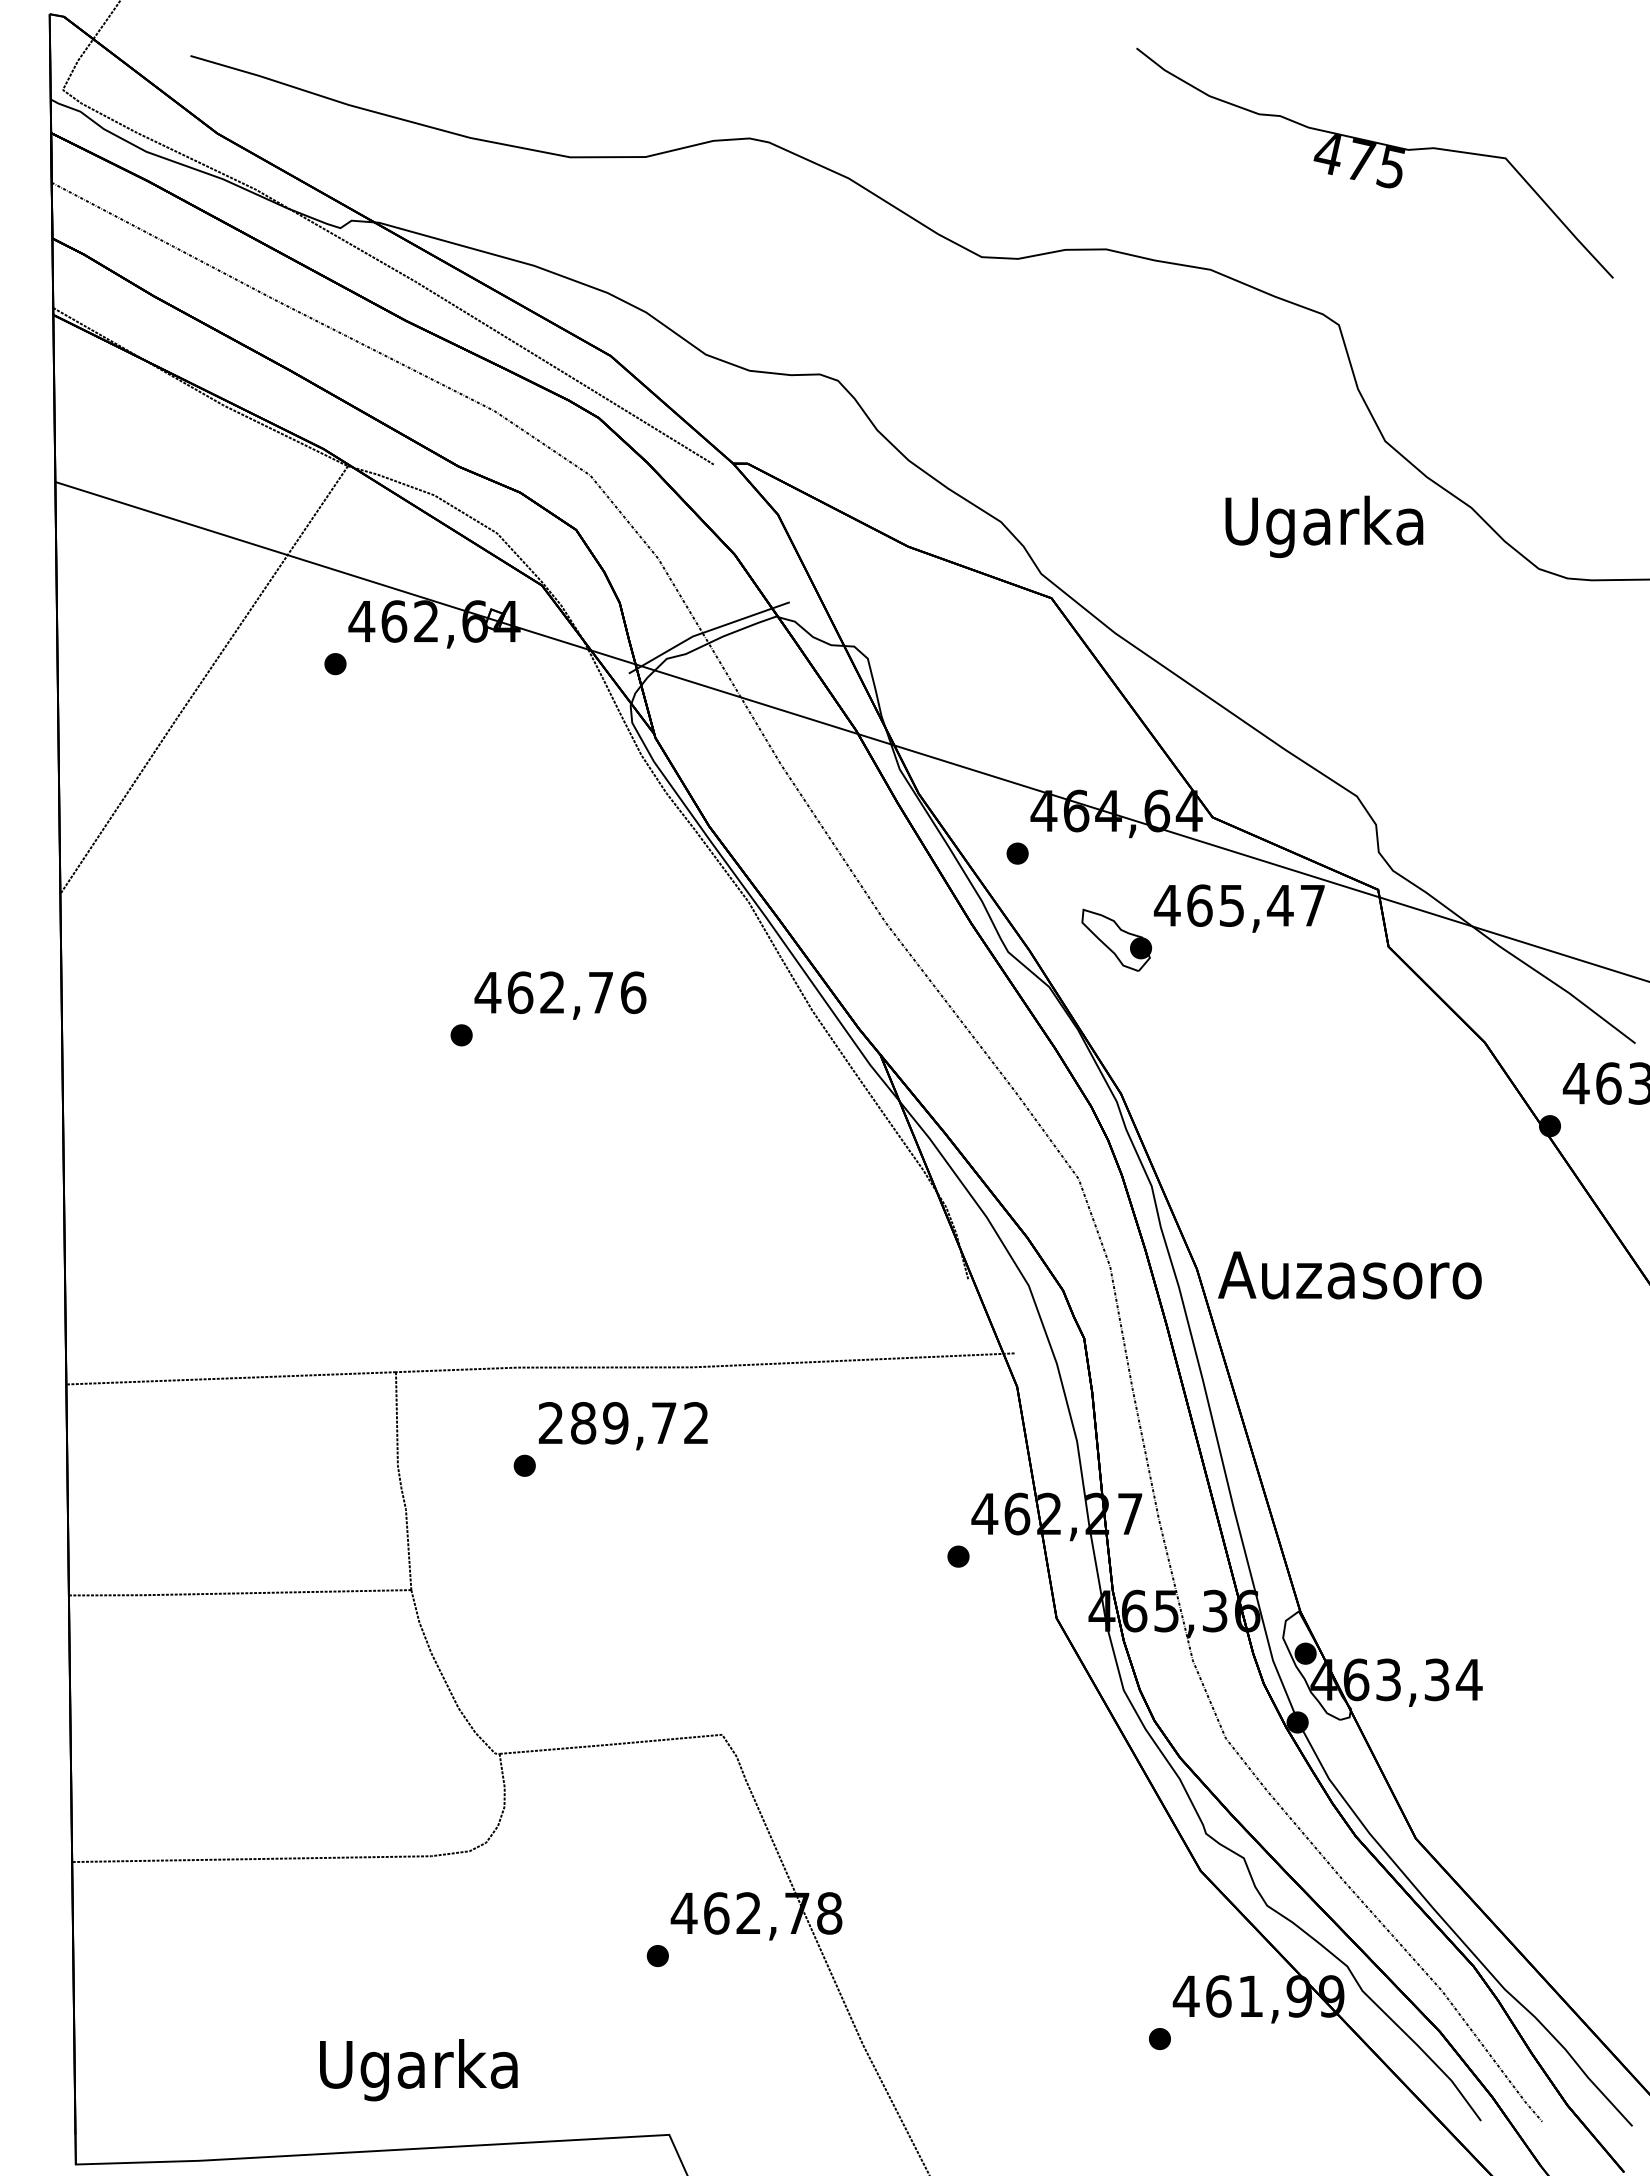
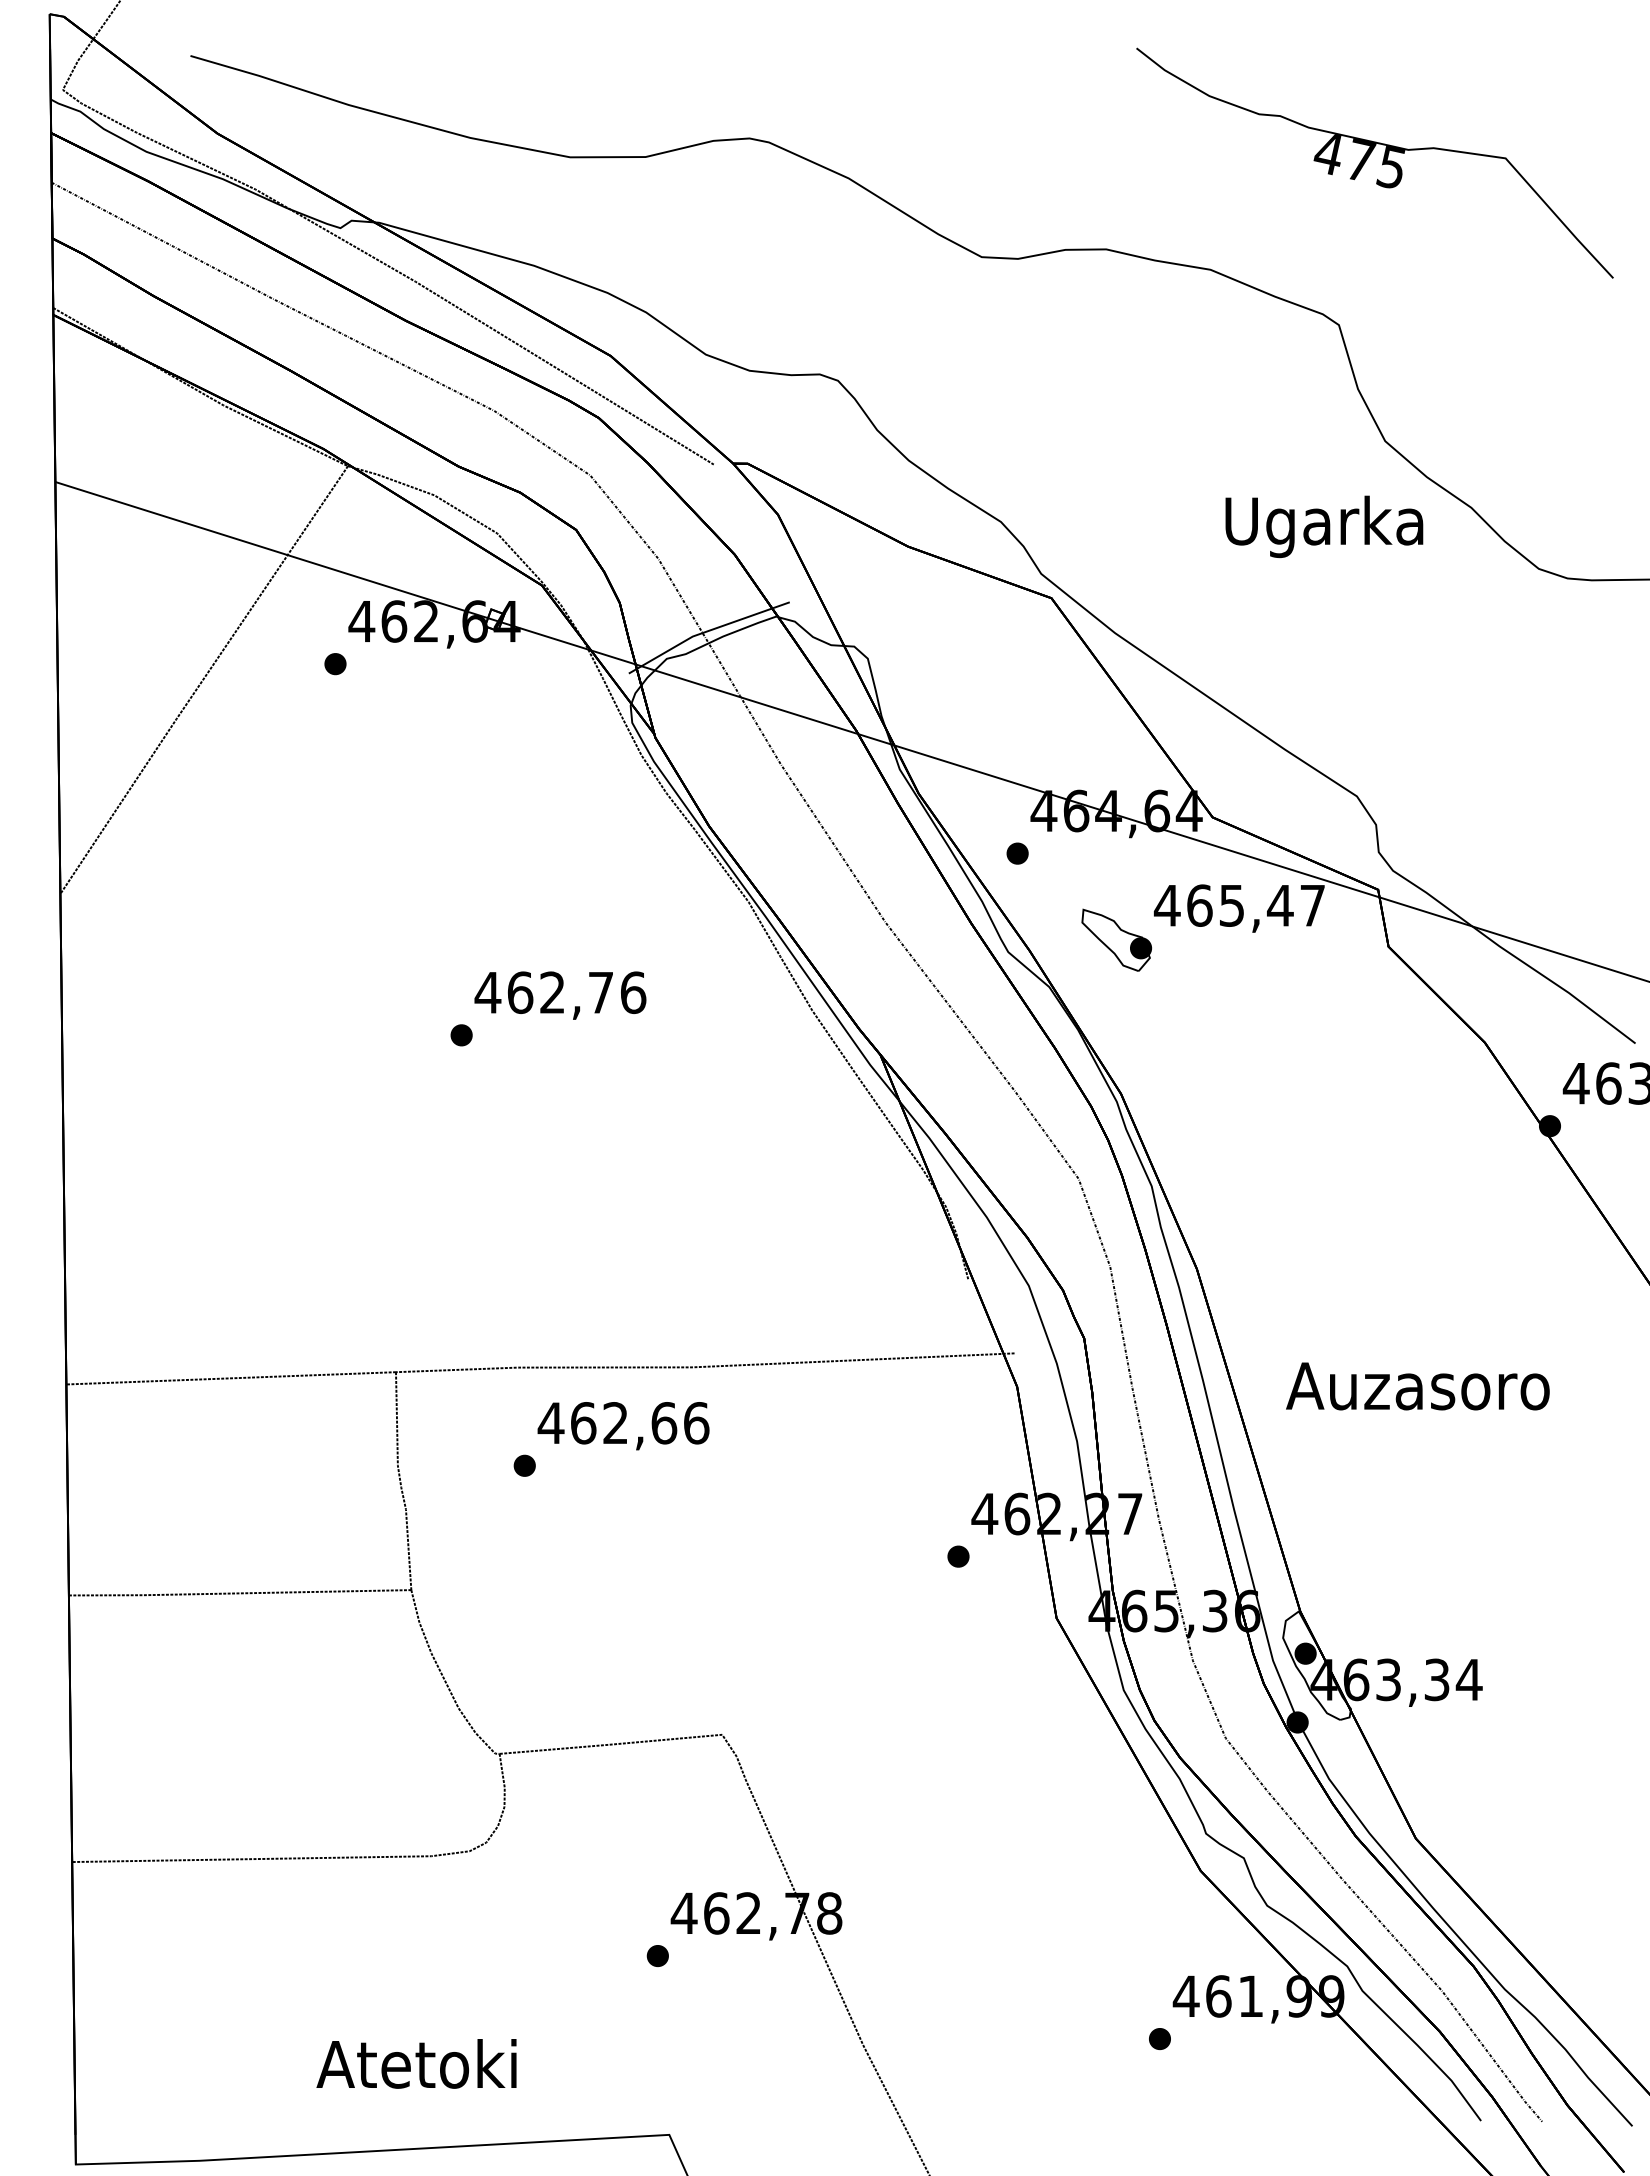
text position: (1349, 1275) -> (1417, 1386) (1417, 1386)
text: 289,72 -> 462,66 (623, 1423)
text: Ugarka -> Atetoki (416, 2070)
